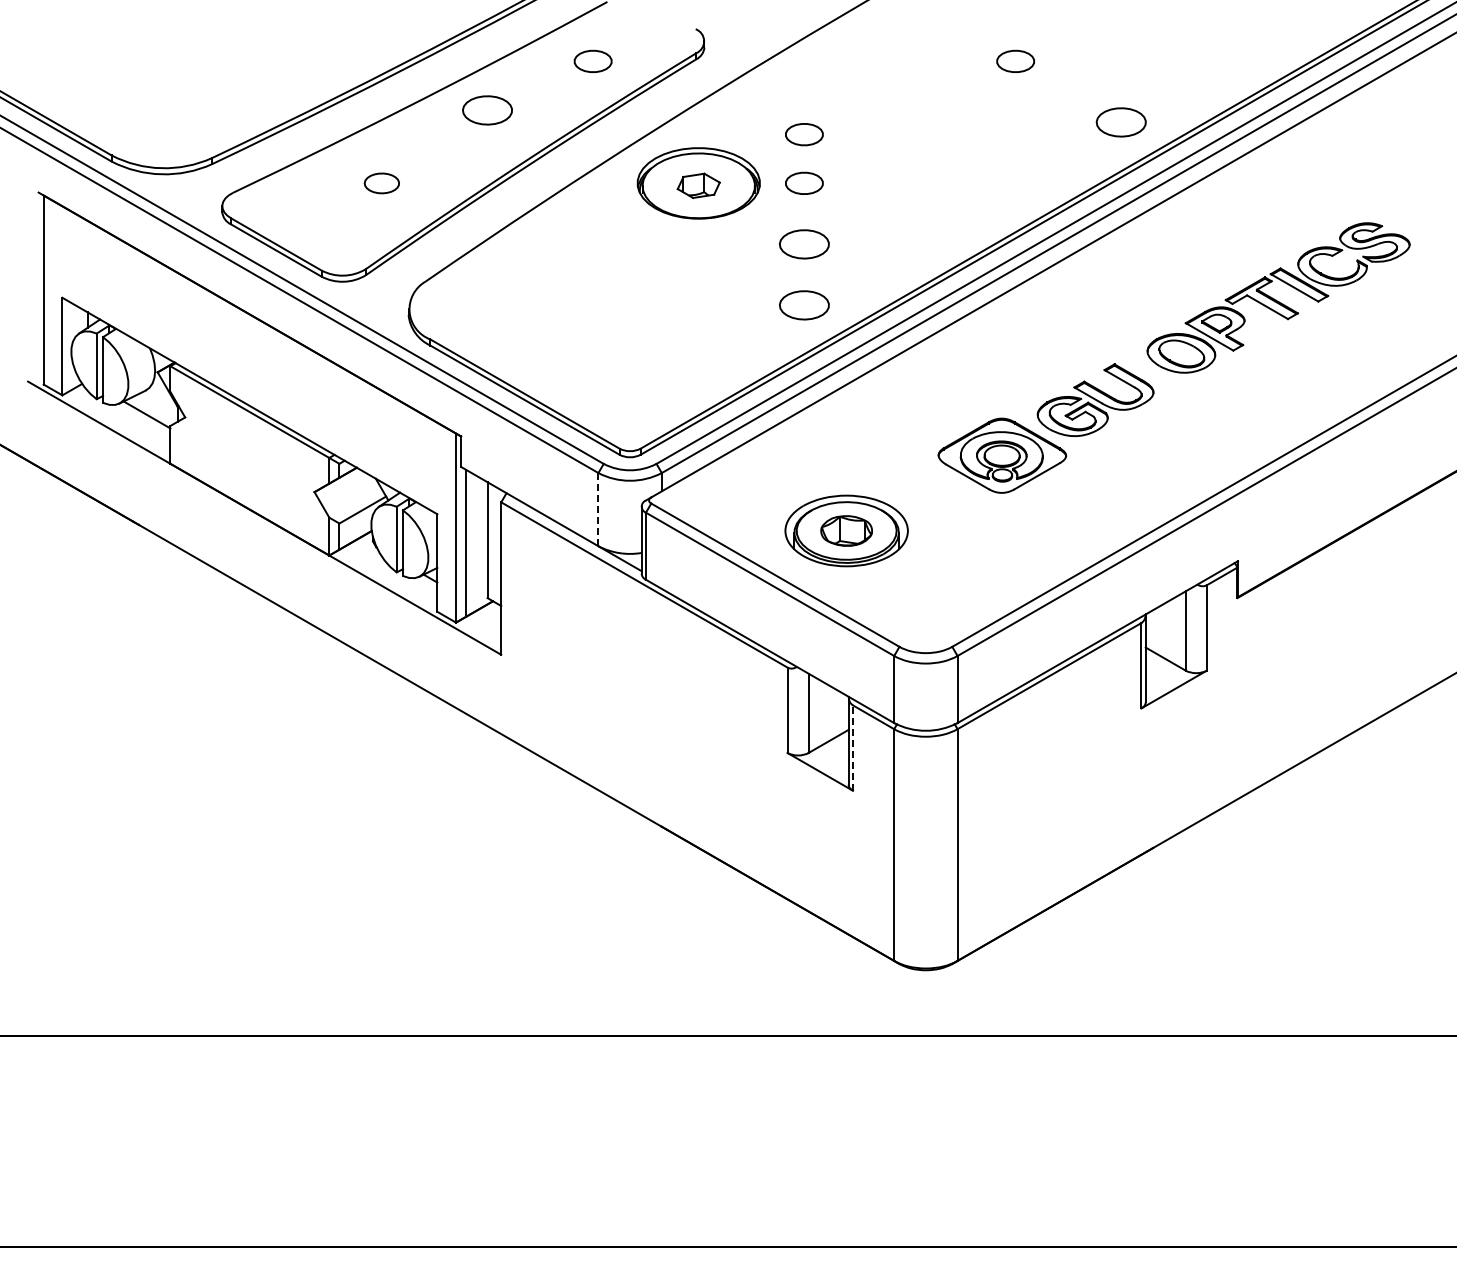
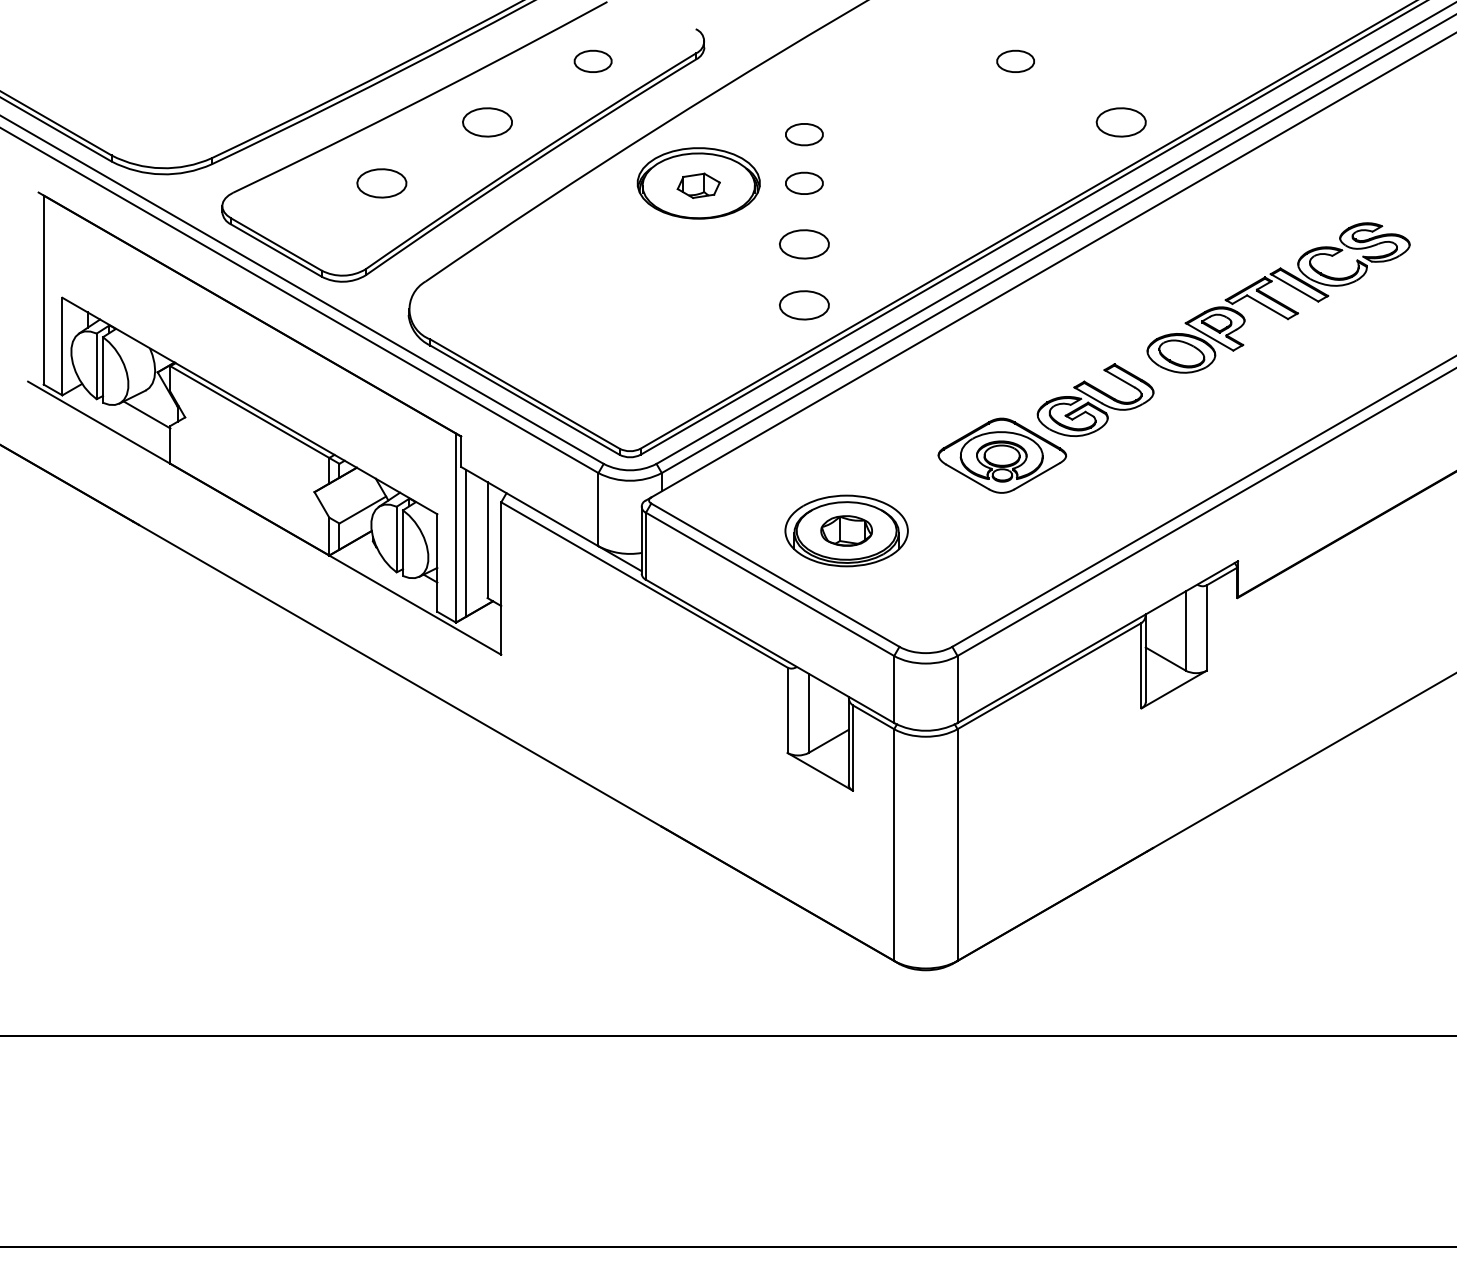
part position: (487, 110) -> (487, 122) (487, 122)
part size: 37x23 px -> 52x31 px (381, 183)
line: dashed -> solid (598, 509)
line: dashed -> solid (853, 748)
